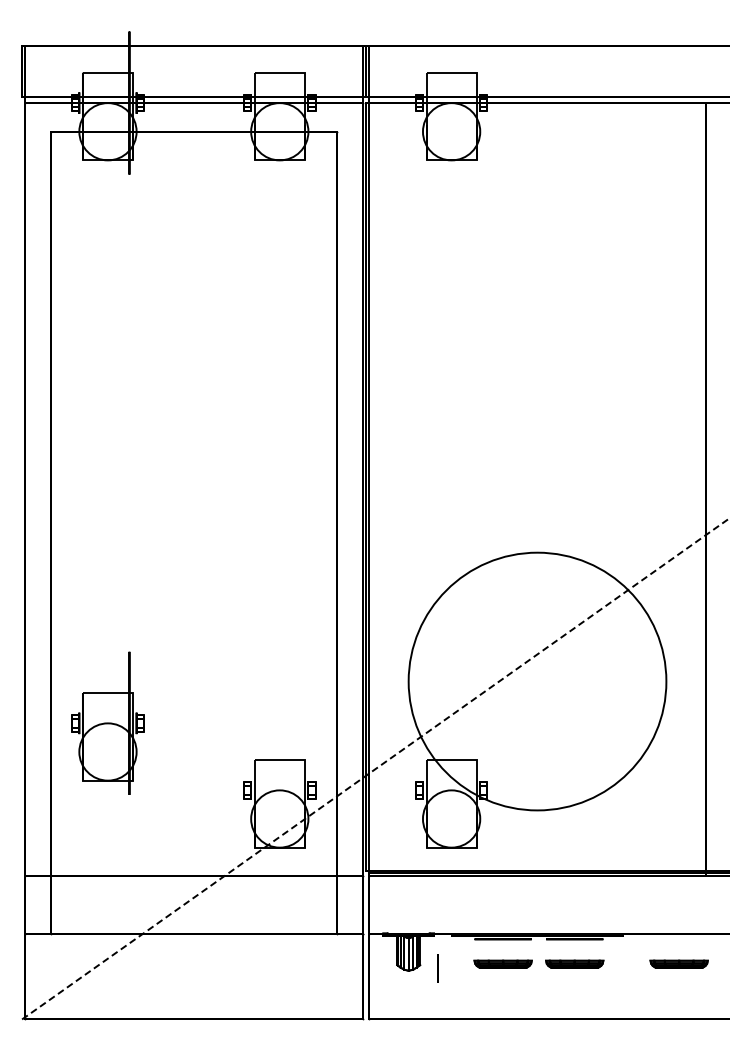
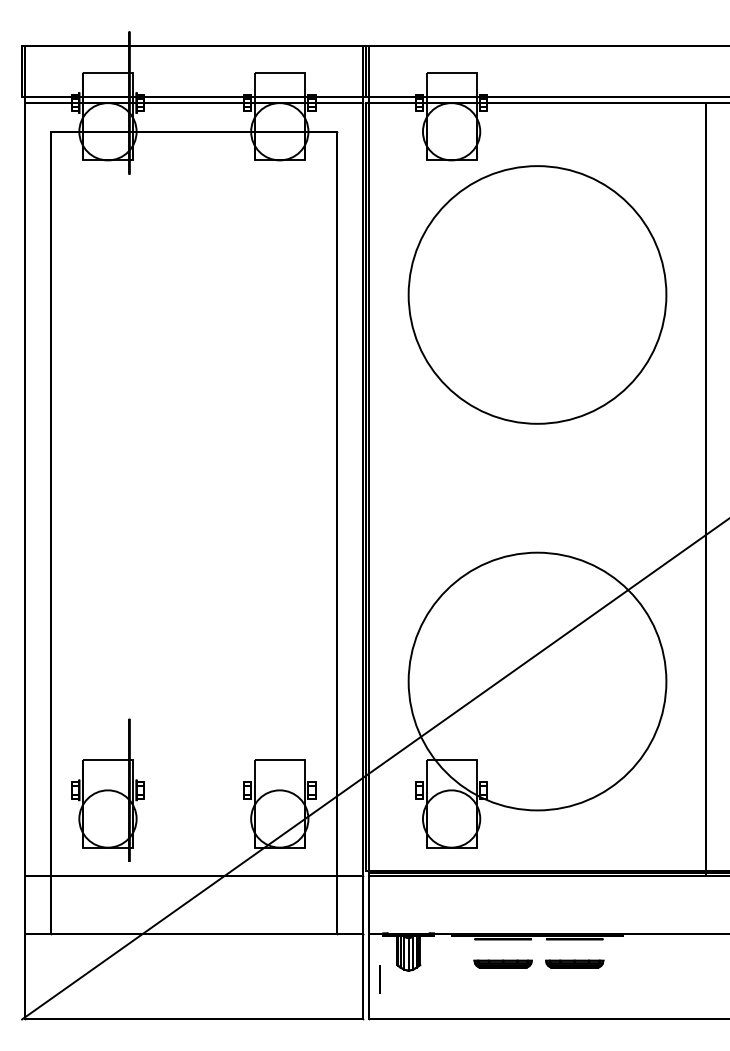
circle: none -> present (537, 294)
part position: (107, 722) -> (107, 789) (107, 789)
line: dashed -> solid (376, 768)
part: present -> none (678, 963)
circle position: (437, 968) -> (379, 979) (379, 979)
